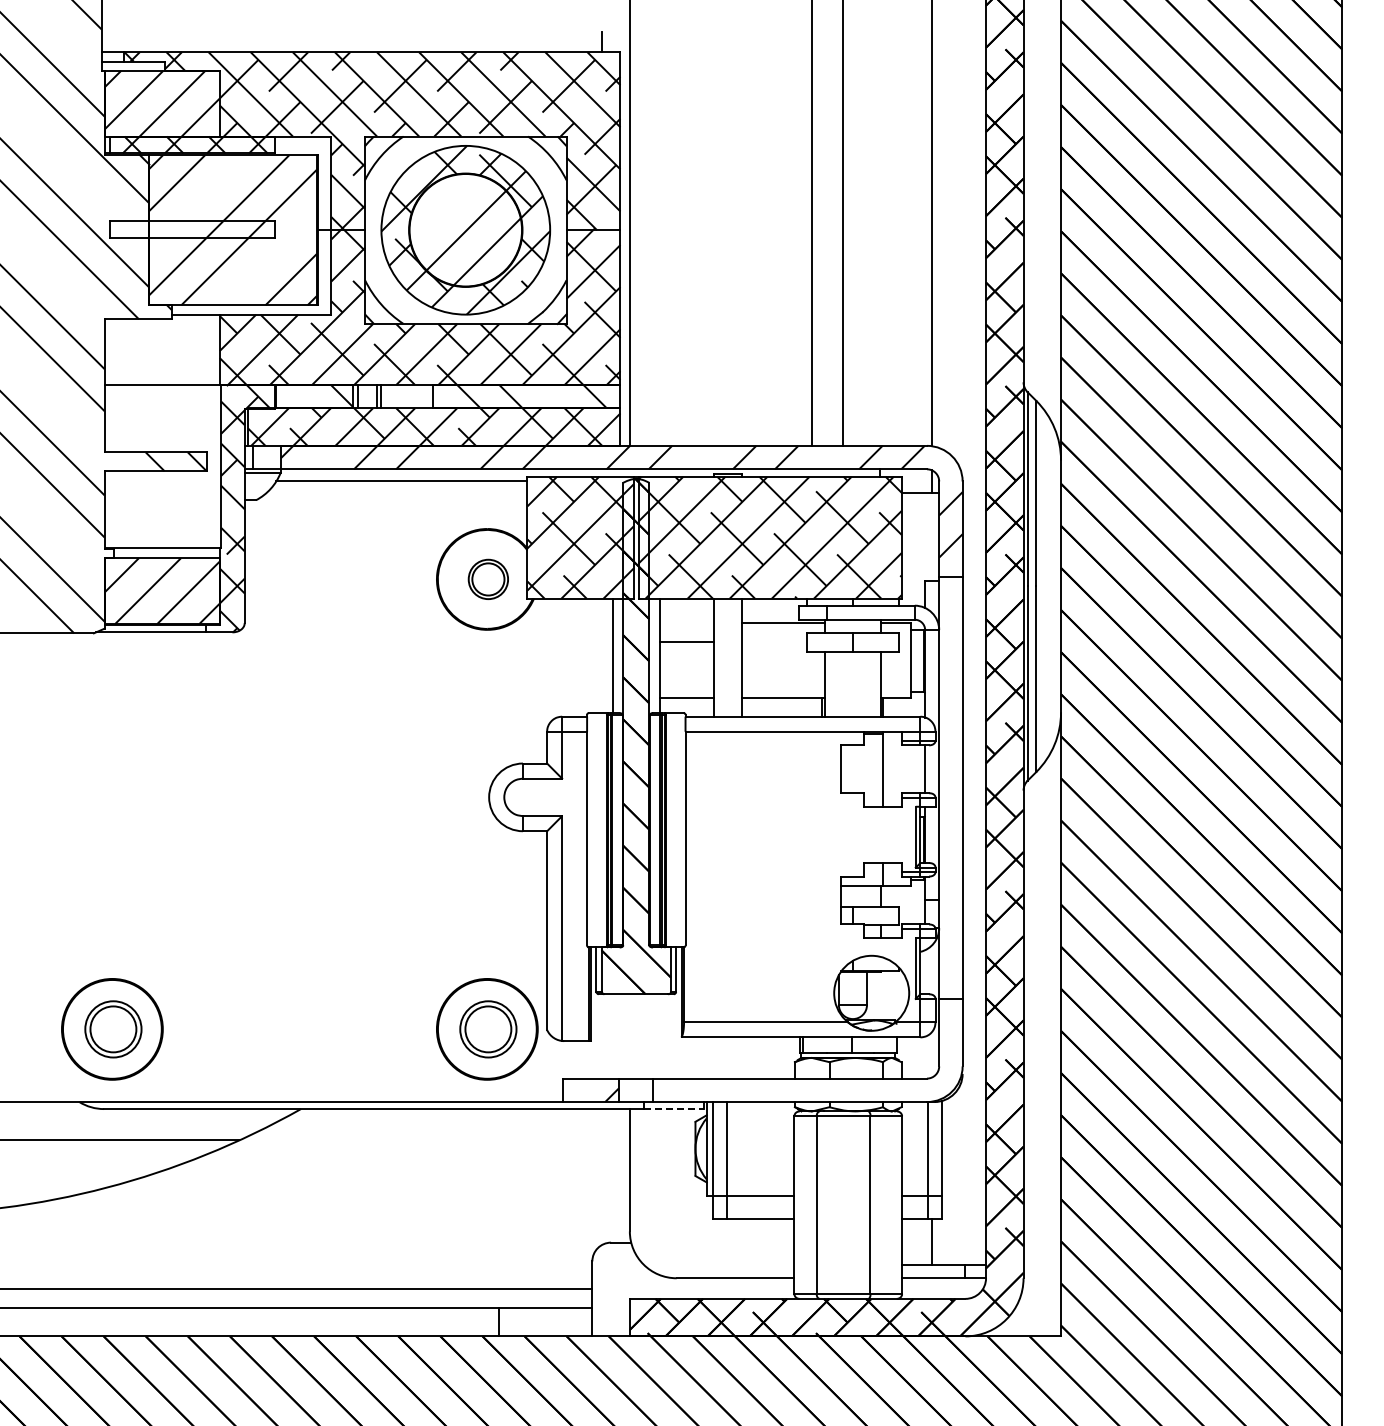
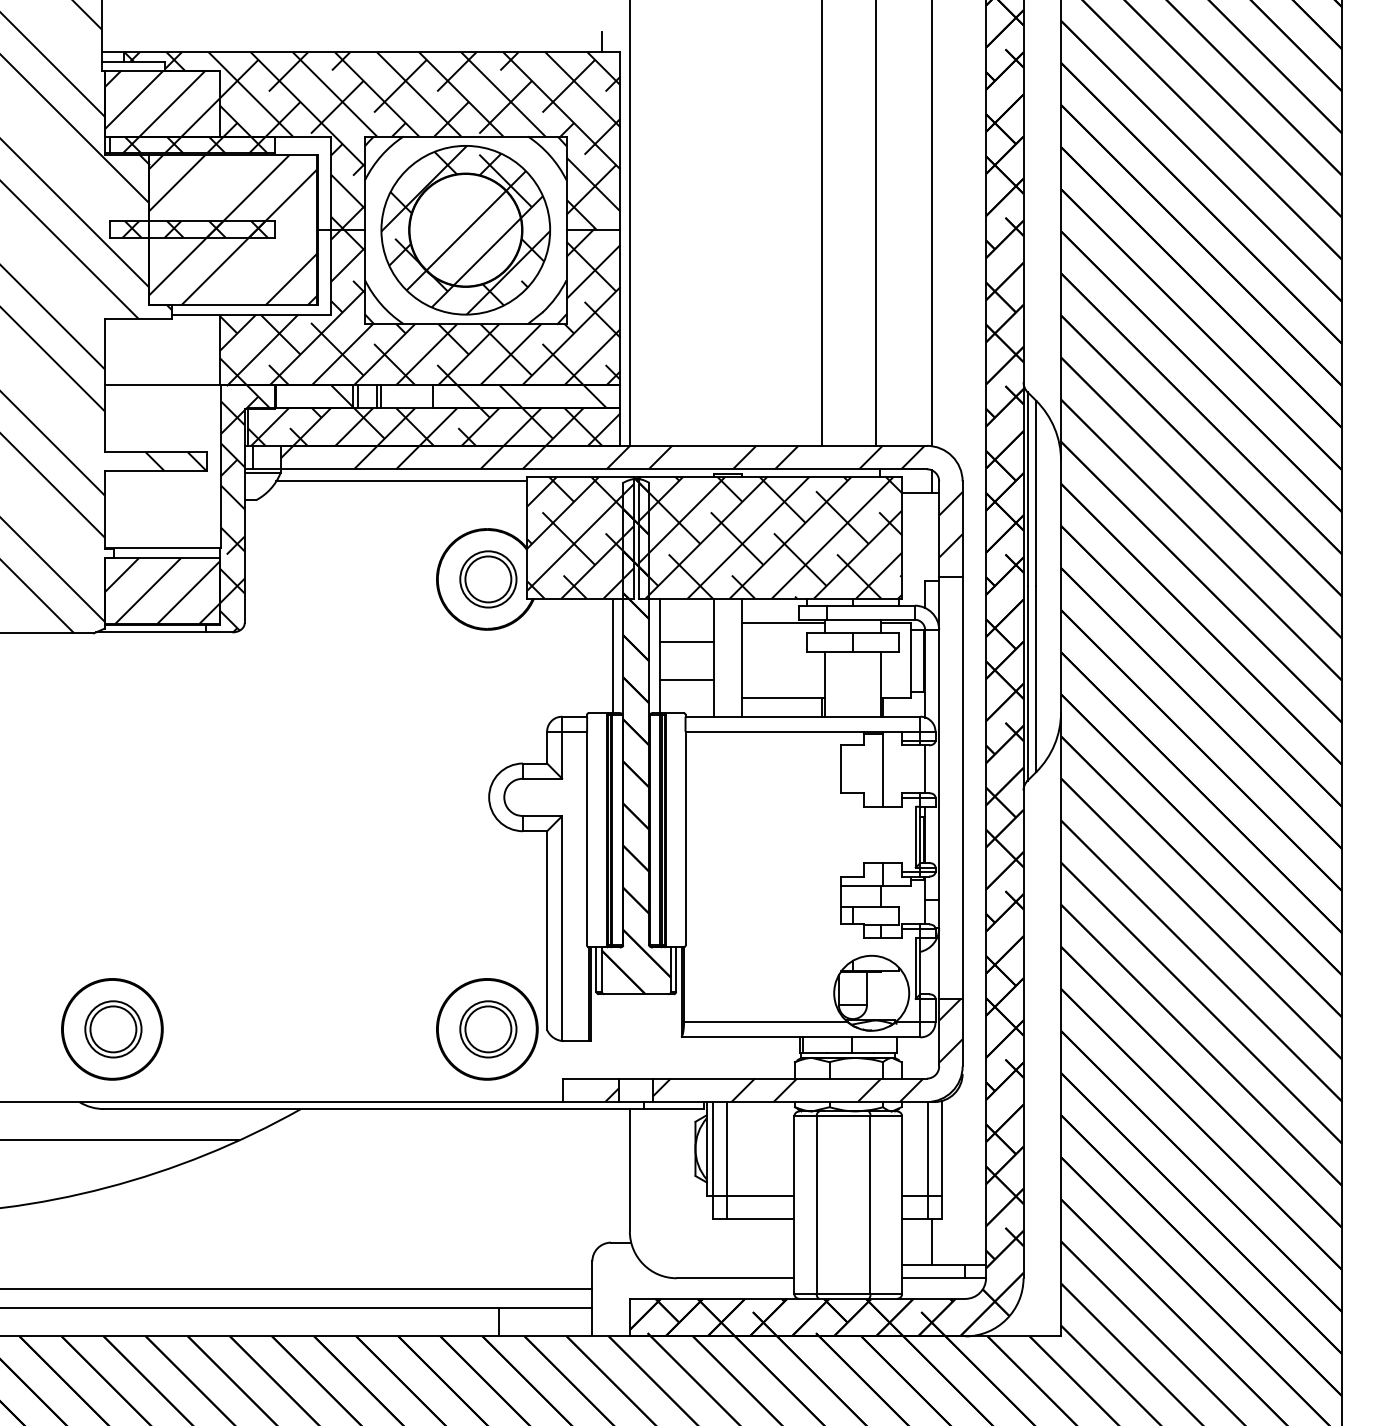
line position: (812, 223) -> (822, 223) (822, 223)
line position: (842, 223) -> (875, 223) (875, 223)
hatch: none -> present (194, 228)
part size: 42x42 px -> 59x59 px (488, 579)
line position: (686, 697) -> (686, 679) (686, 679)
hatch: none -> present (807, 1050)
line: dashed -> solid (674, 1109)
